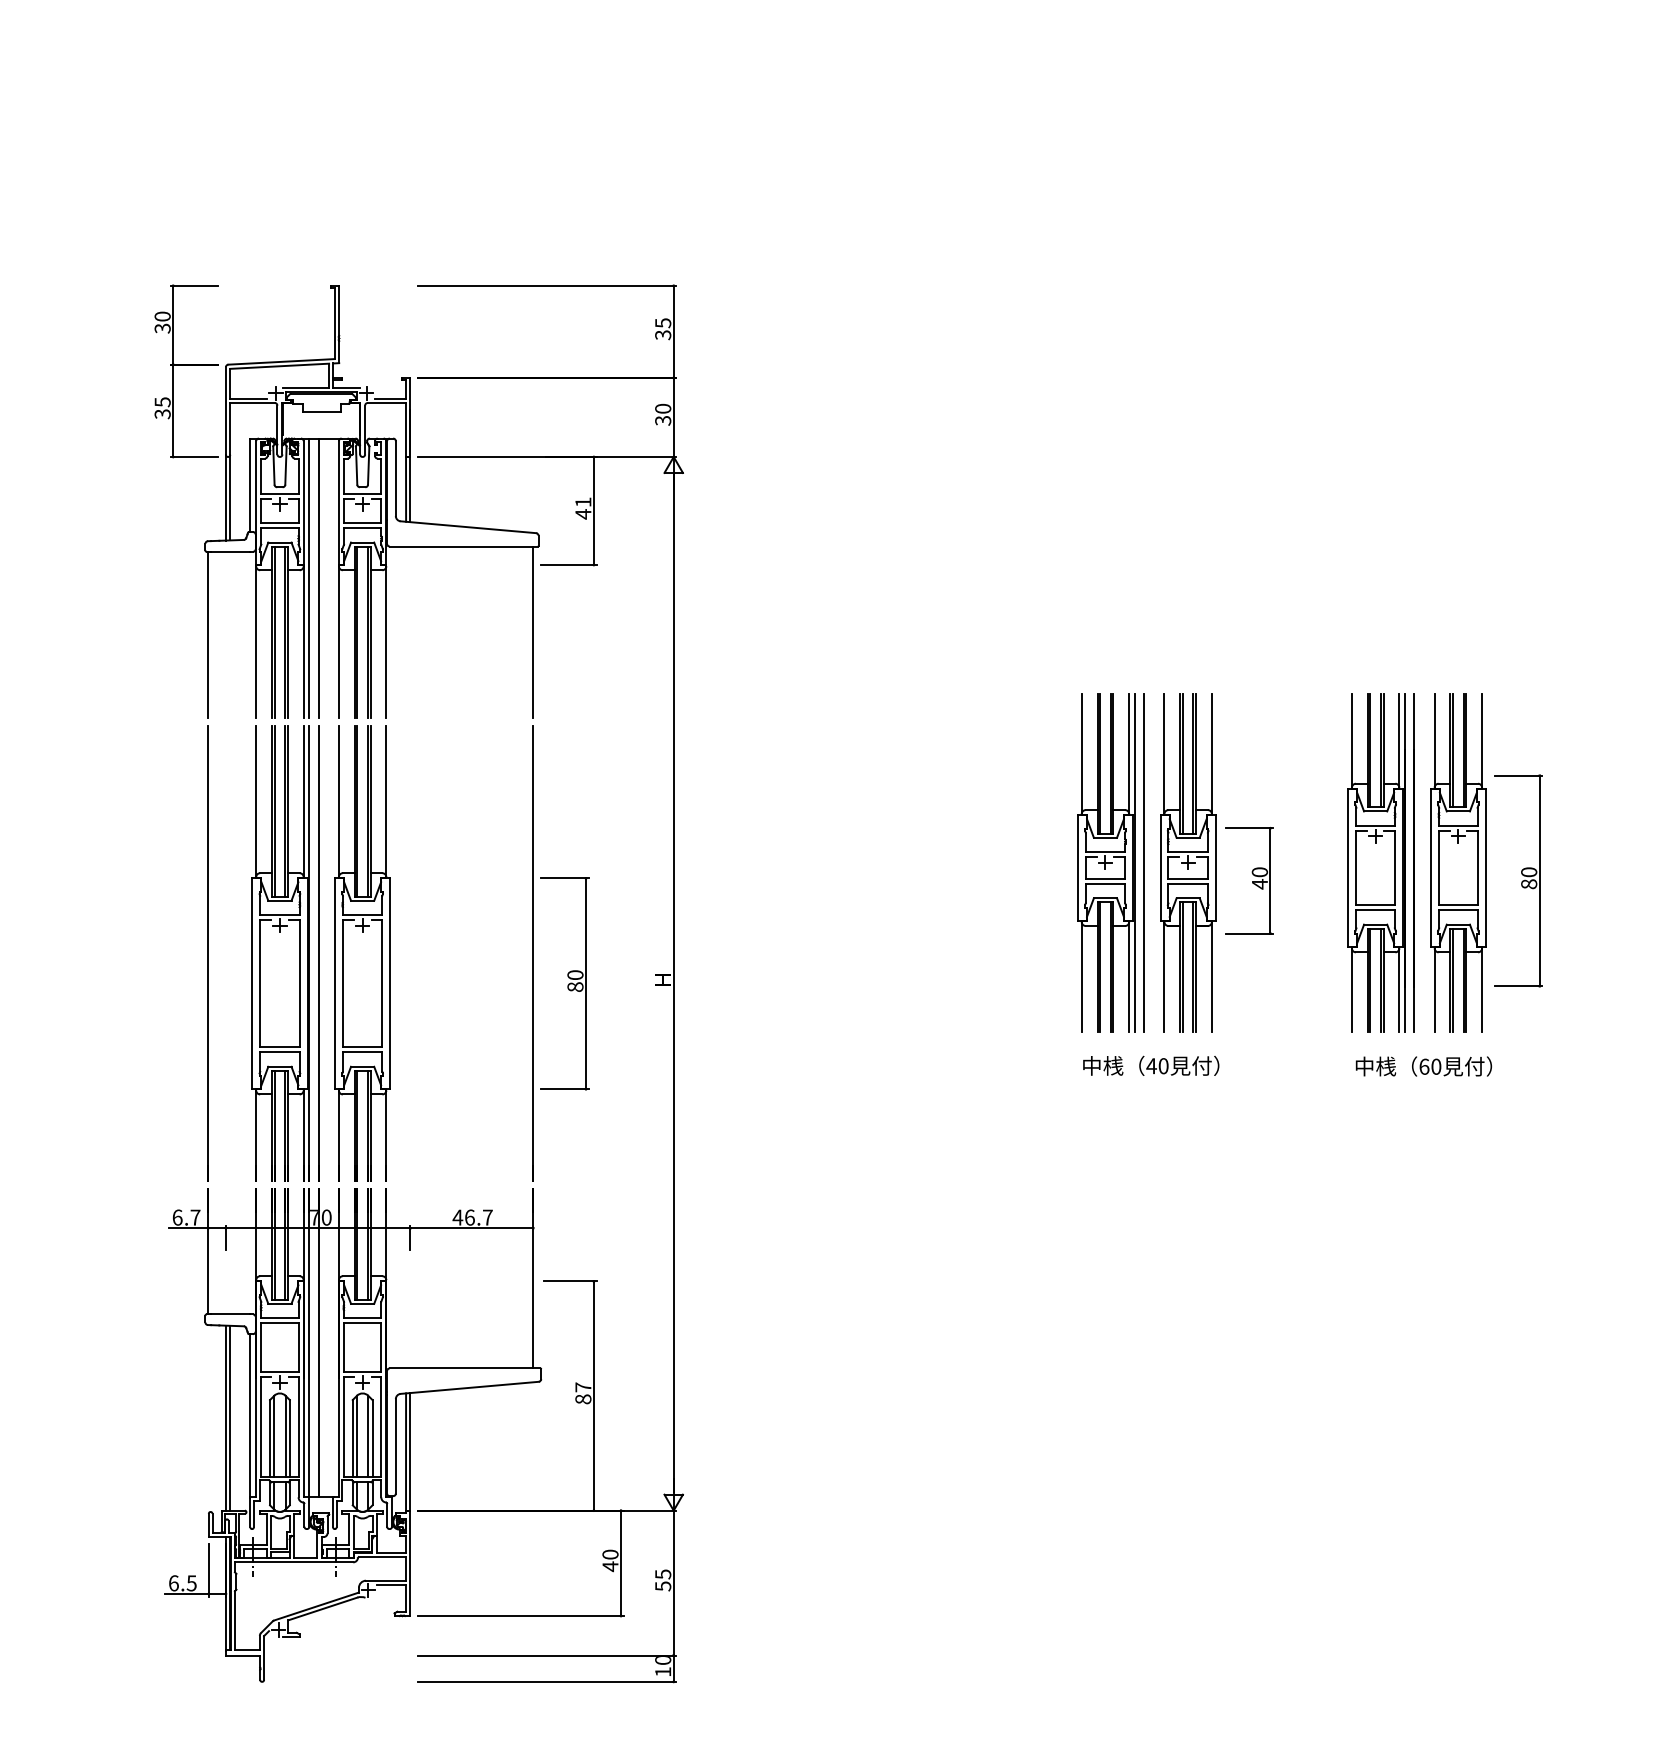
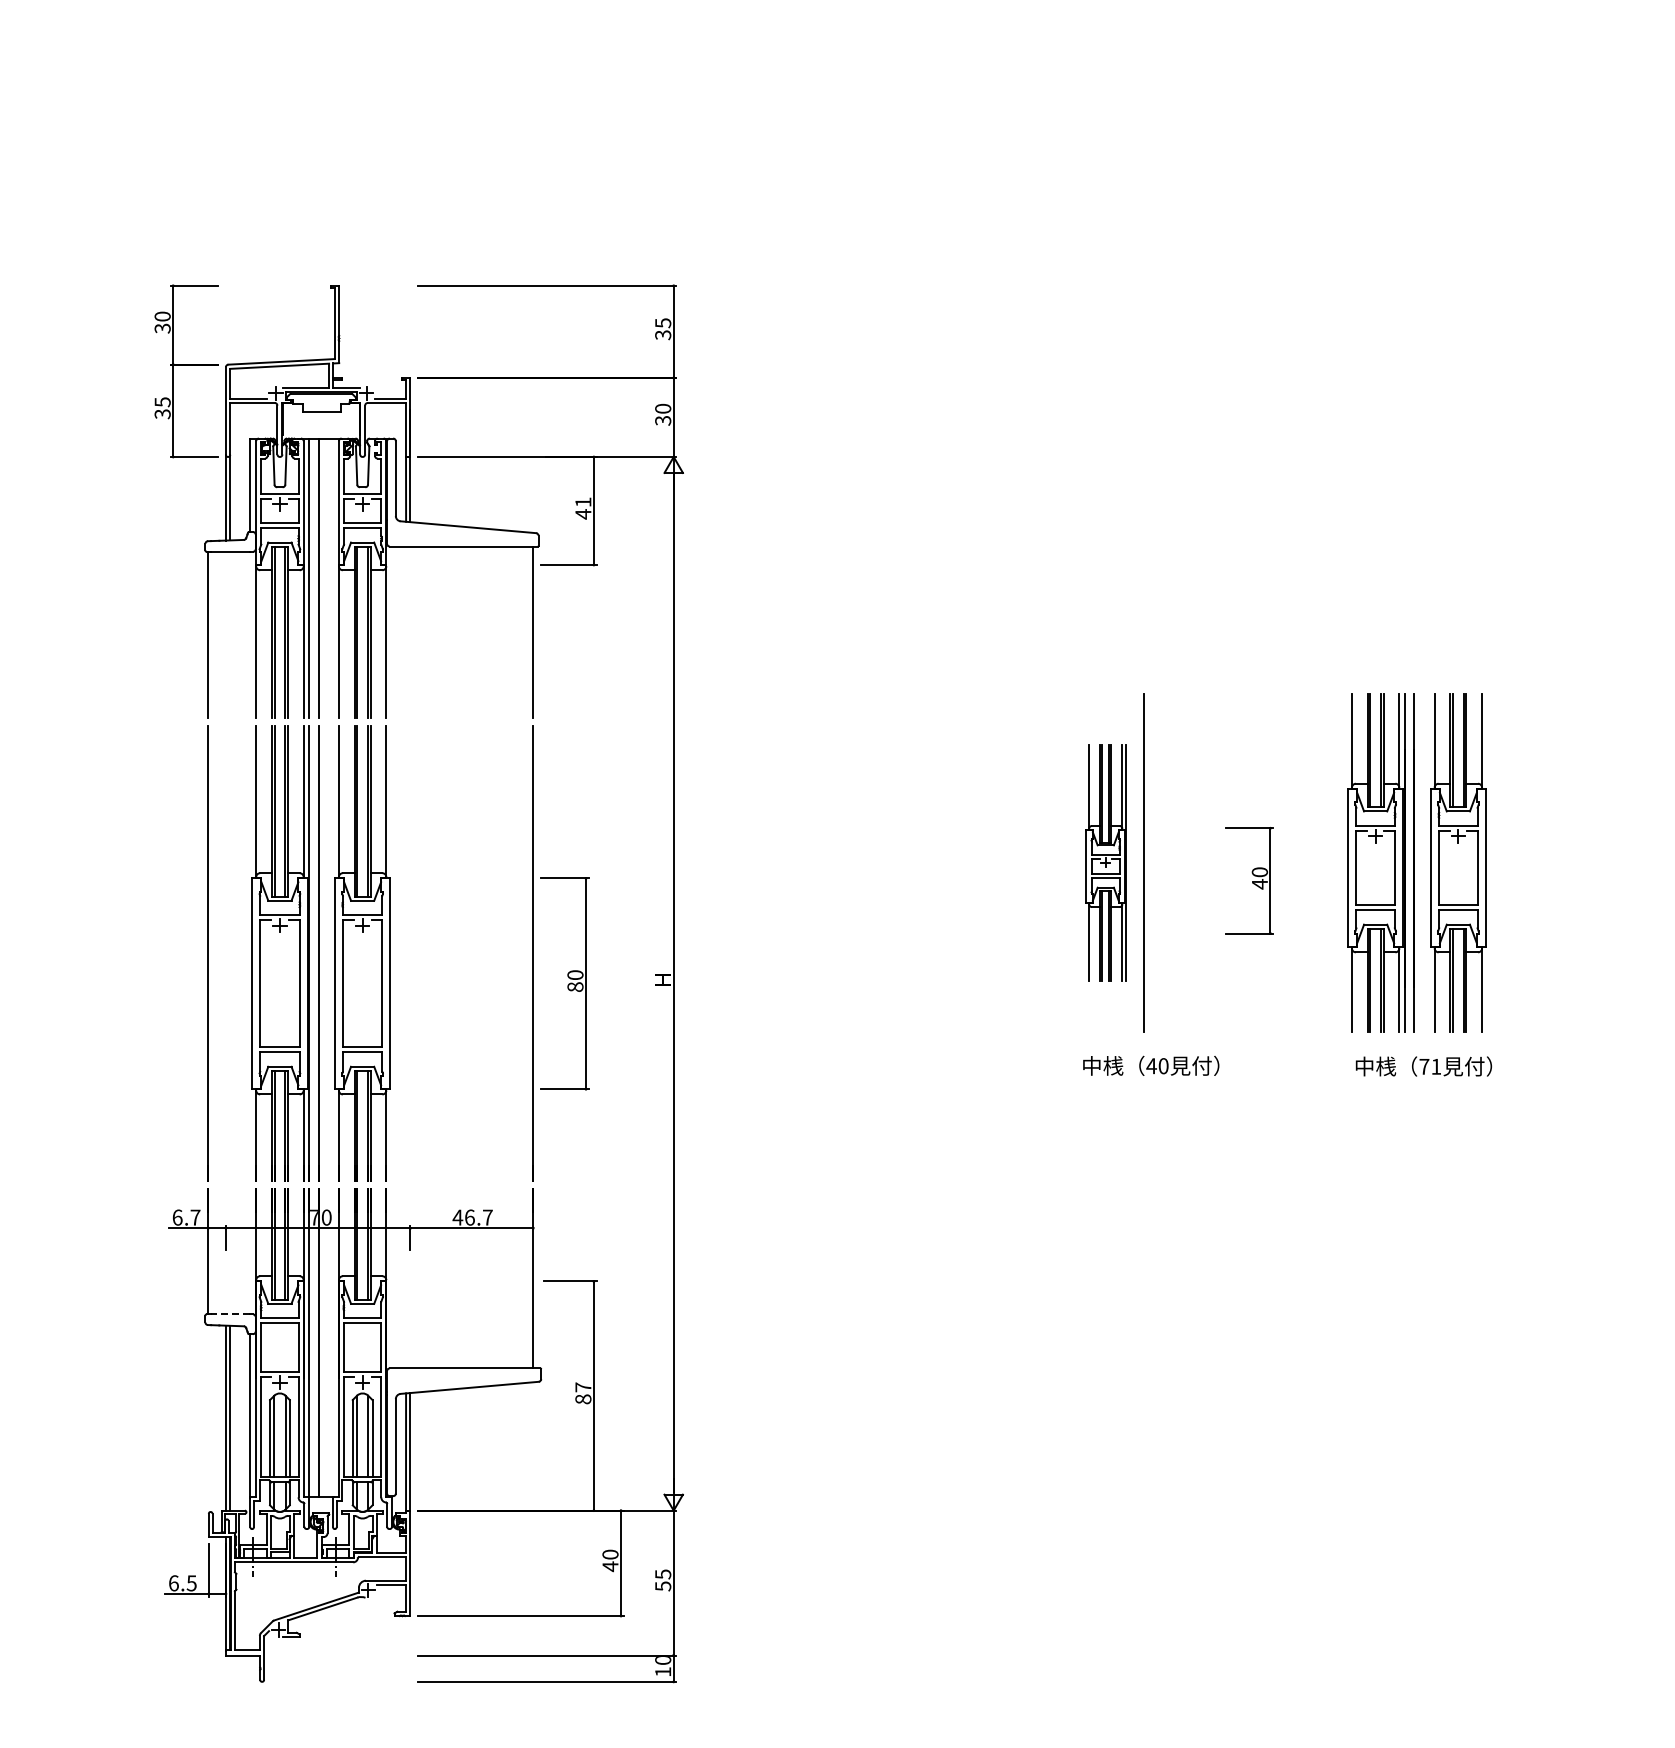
part size: 59x340 px -> 42x238 px (1105, 862)
part: present -> none (1188, 862)
part: present -> none (1518, 880)
text: 60 -> 71 (1430, 1066)
line: solid -> dashed (230, 1314)
